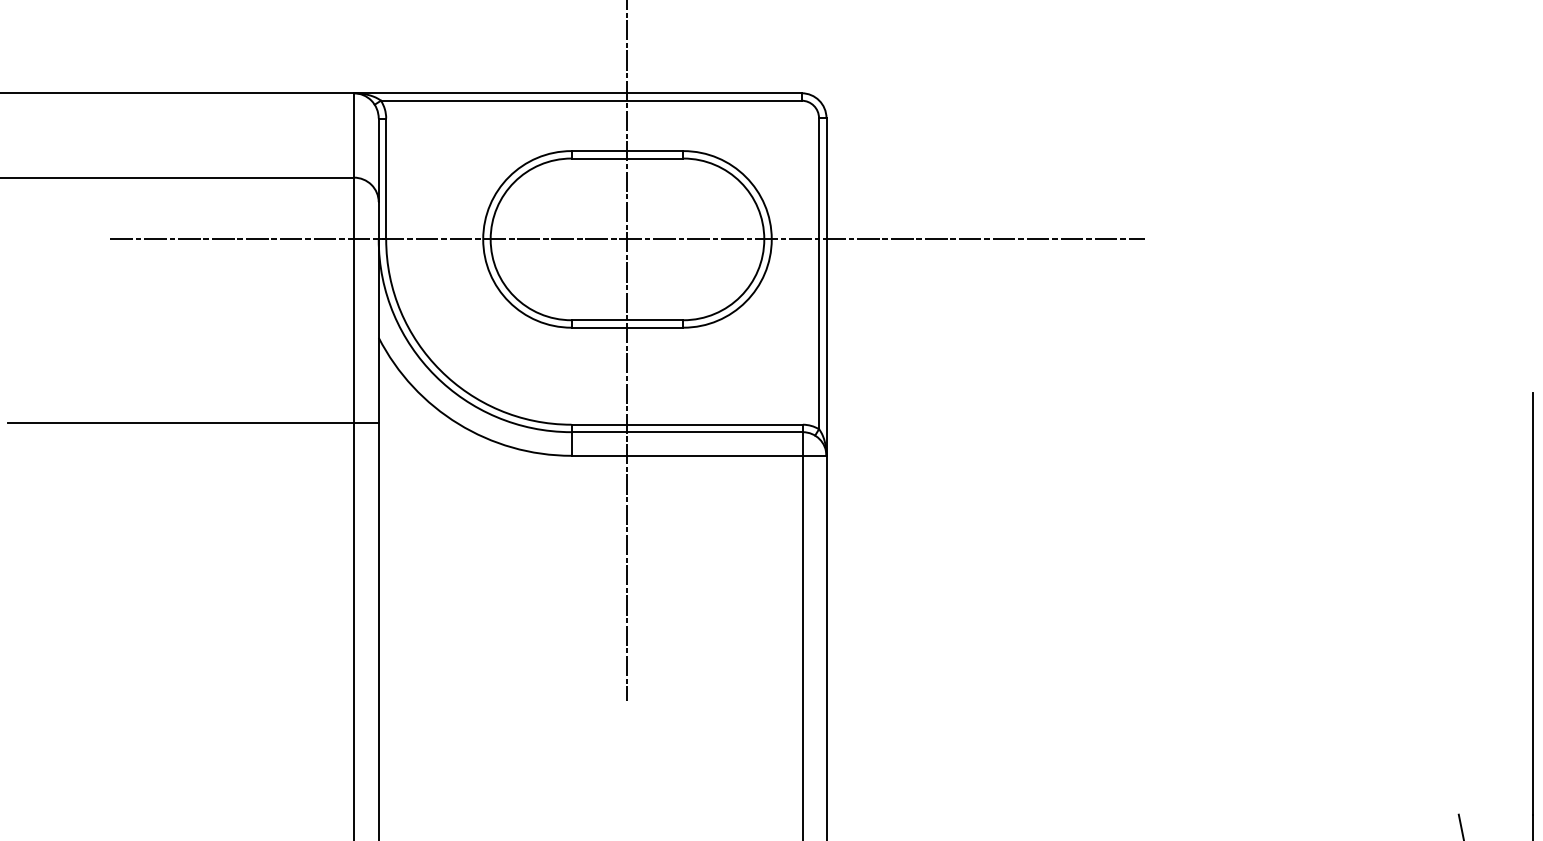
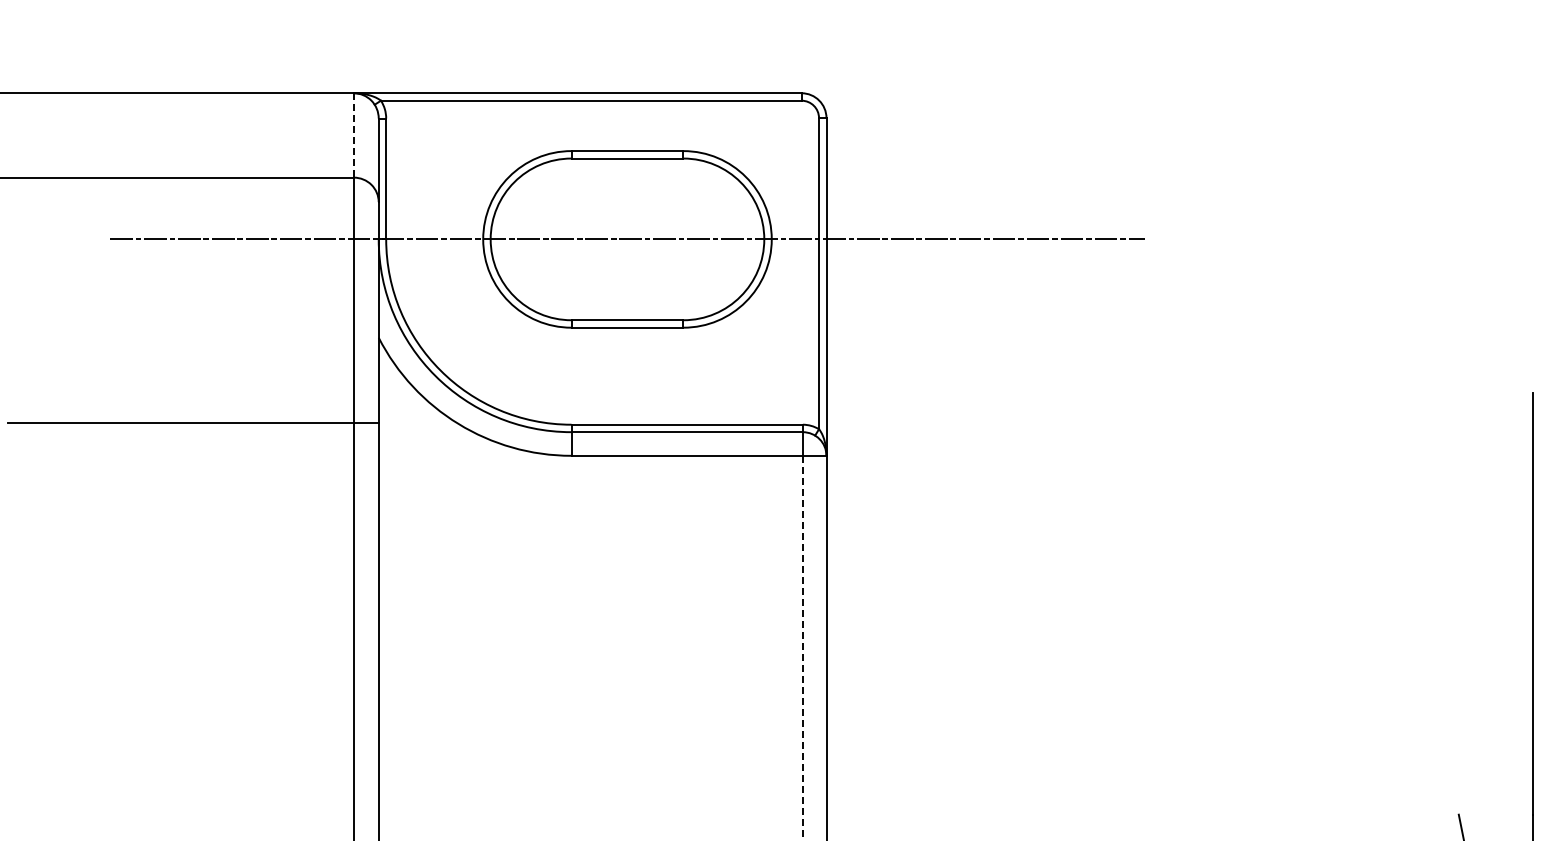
line: solid -> dashed (353, 135)
line: present -> none (627, 351)
line: solid -> dashed (802, 648)
